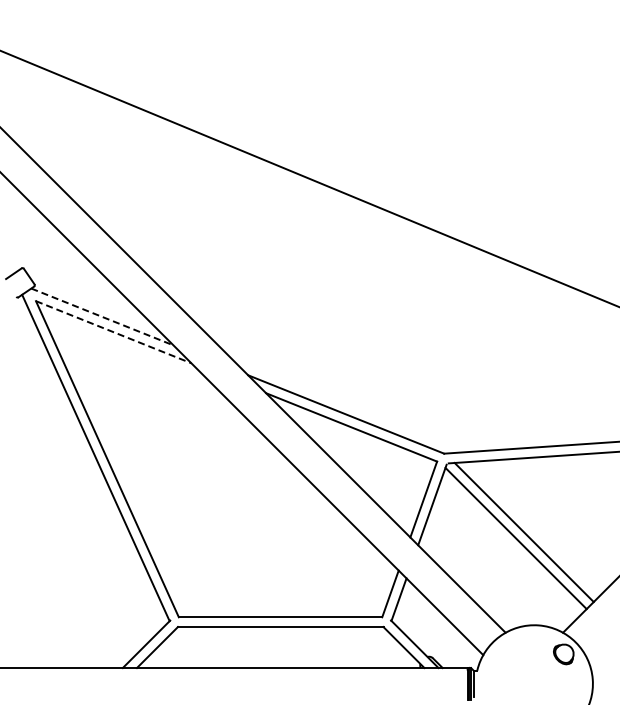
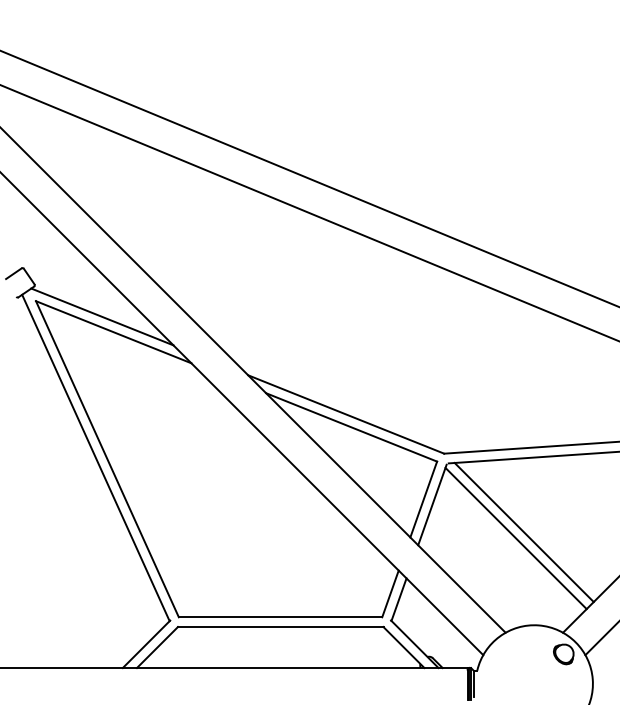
line: none -> present (309, 212)
line: dashed -> solid (102, 316)
line: dashed -> solid (113, 332)
line: none -> present (600, 639)
